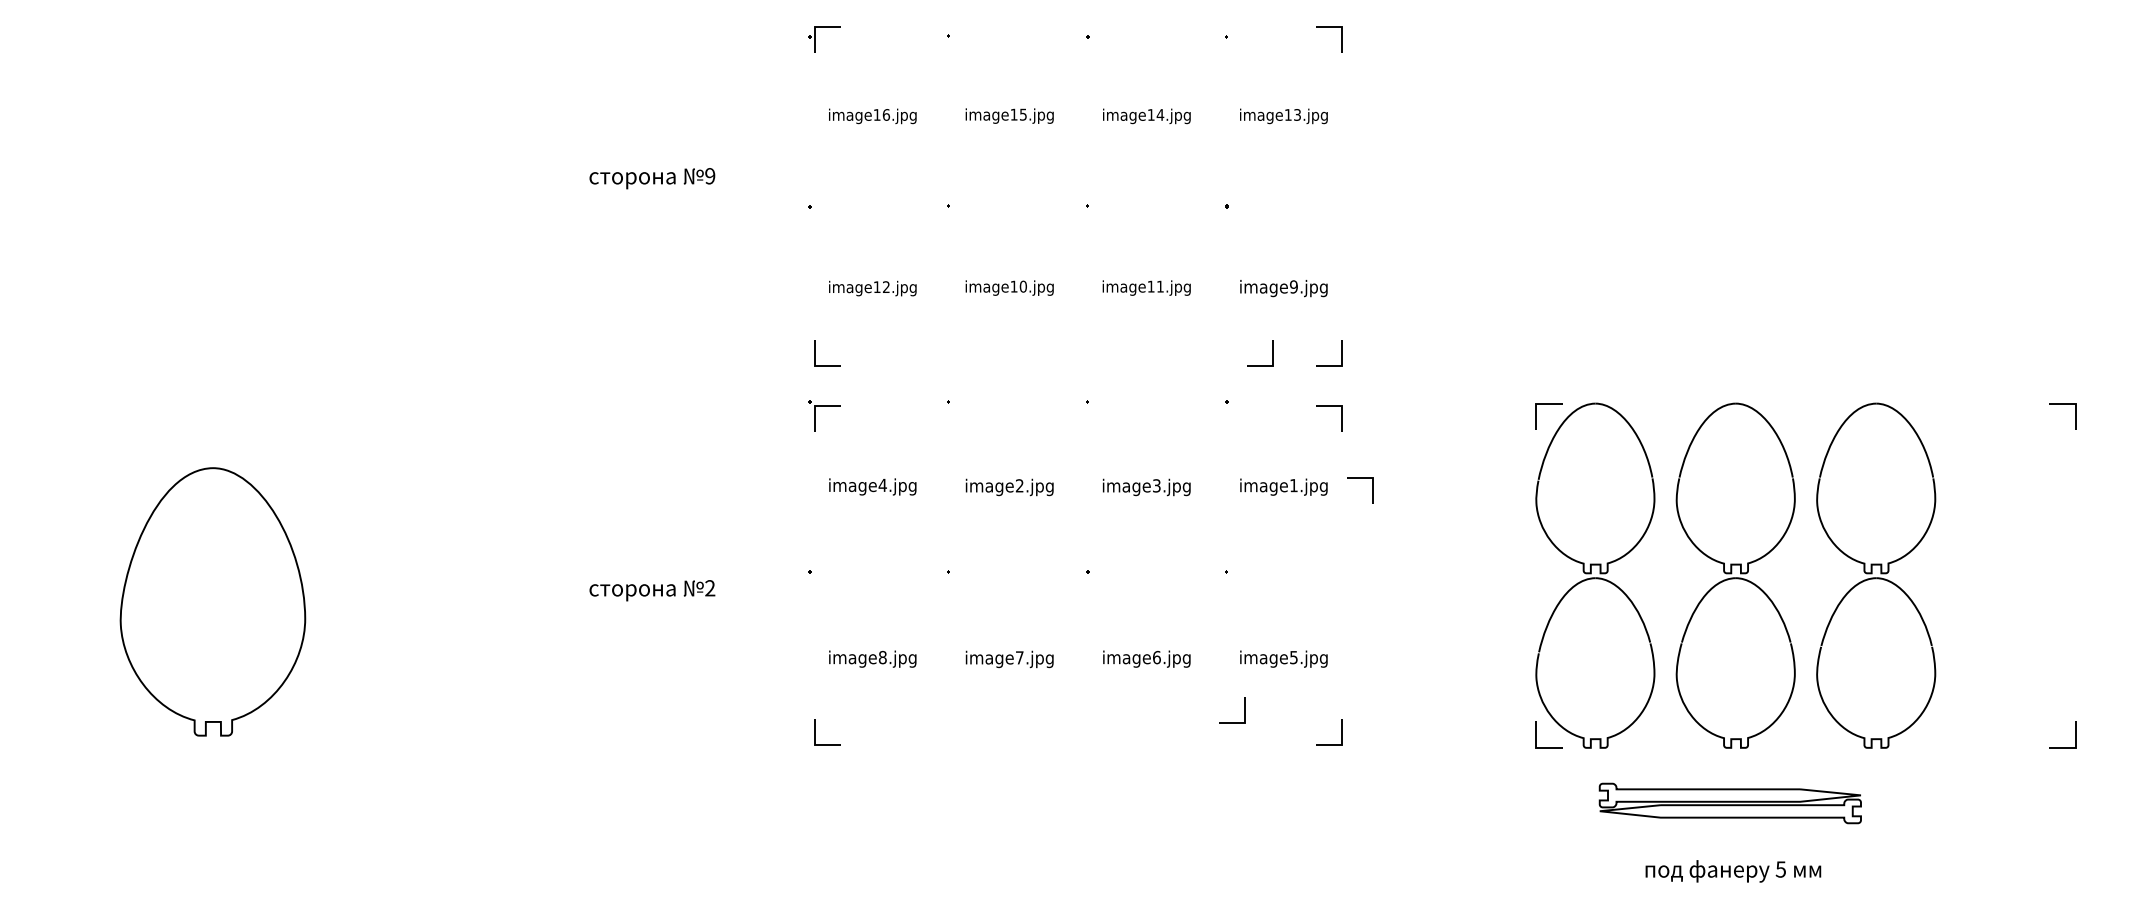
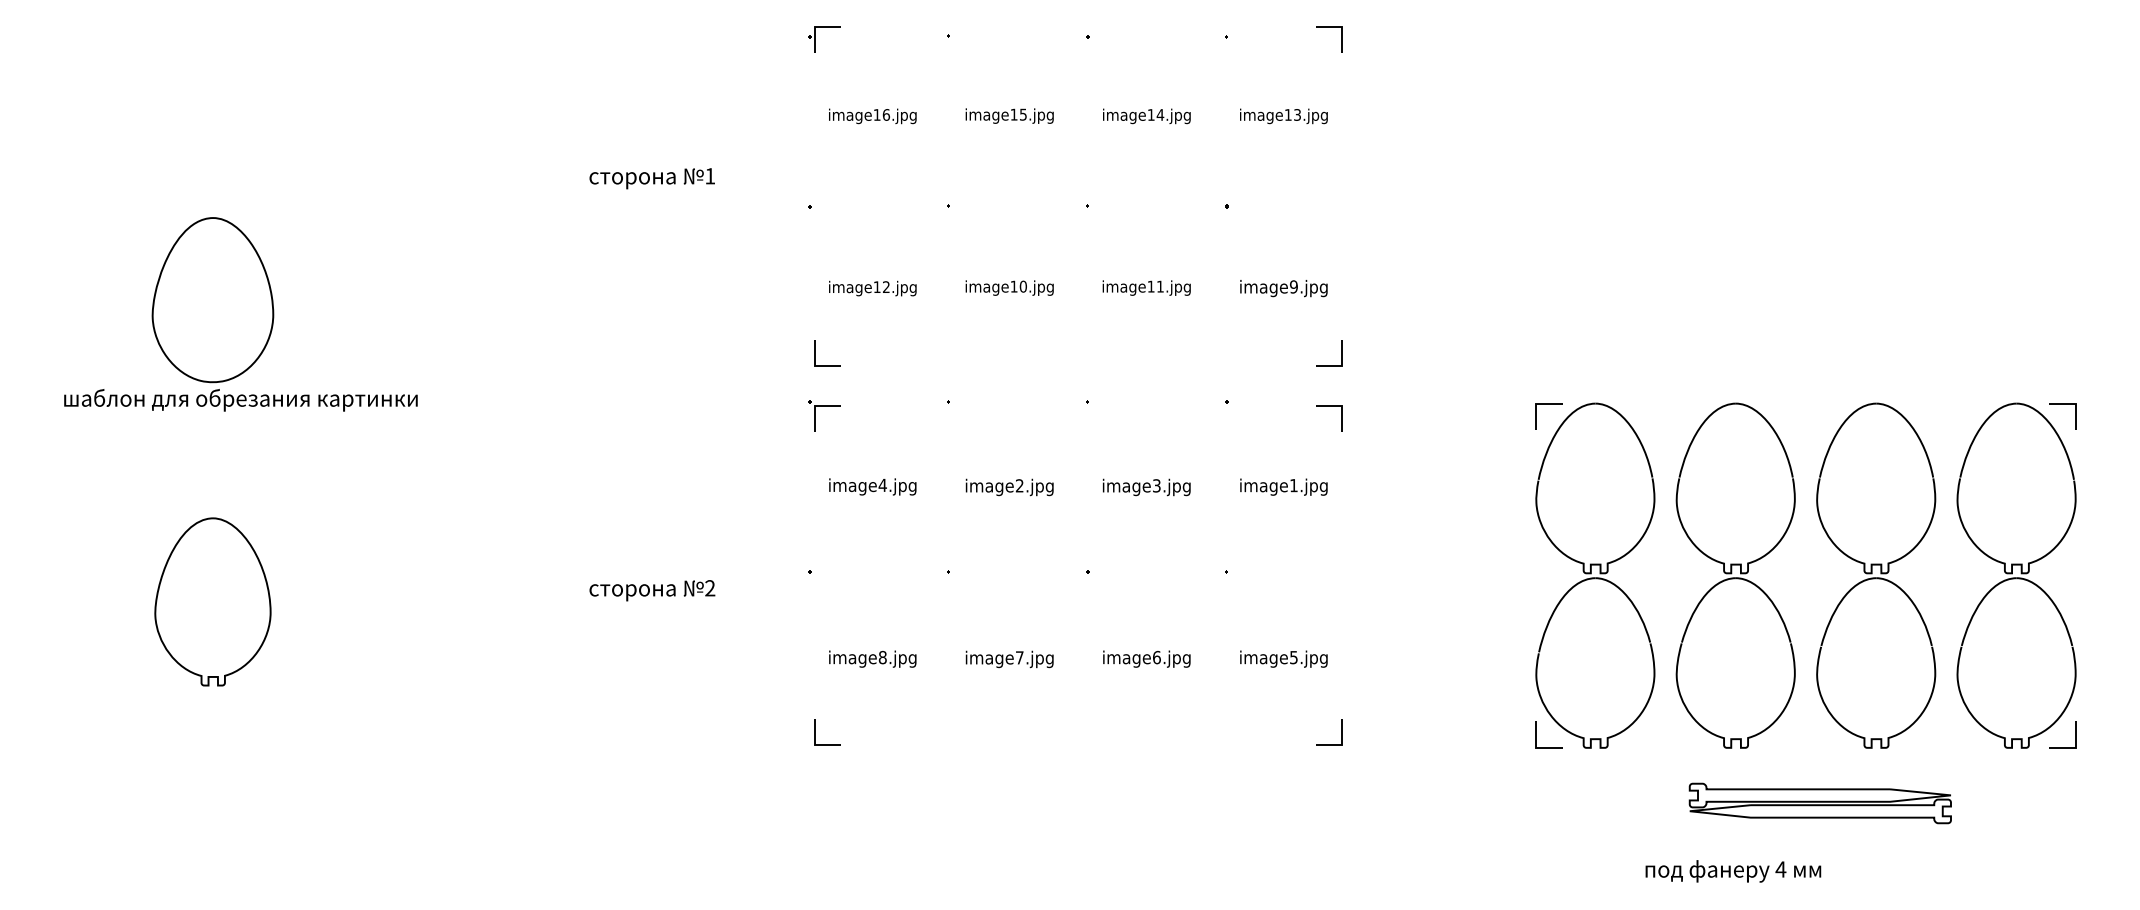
text: 9 -> 1 (710, 176)
part: none -> present (240, 314)
curve: present -> none (1272, 353)
curve: present -> none (1360, 478)
part: none -> present (2016, 575)
part size: 188x270 px -> 118x170 px (212, 601)
curve: present -> none (1244, 710)
part position: (1729, 803) -> (1819, 803) (1819, 803)
text: 5 -> 4 (1780, 869)
